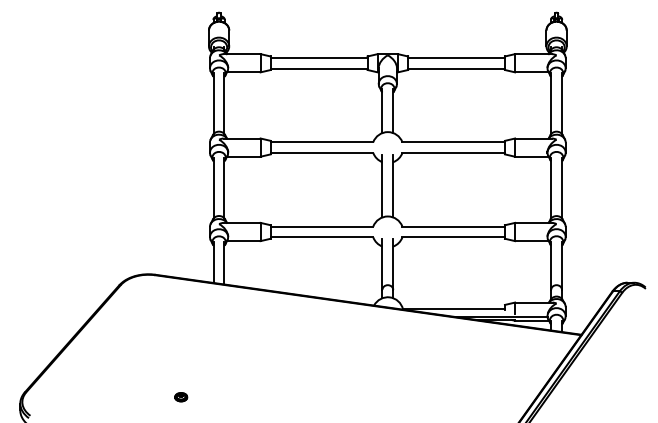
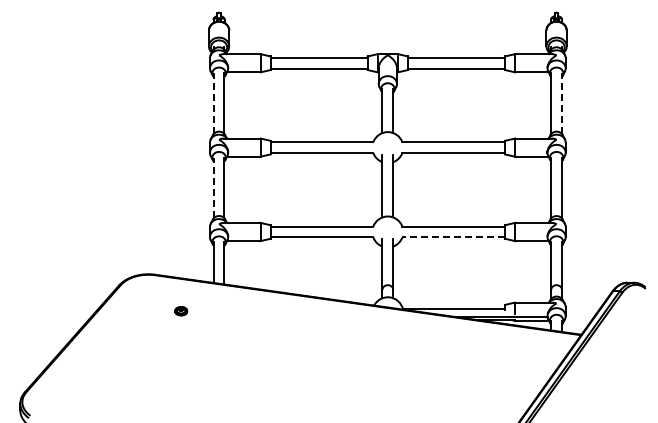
line: solid -> dashed (213, 103)
line: solid -> dashed (562, 103)
line: solid -> dashed (213, 187)
line: solid -> dashed (453, 237)
part position: (181, 397) -> (181, 311) (181, 311)
